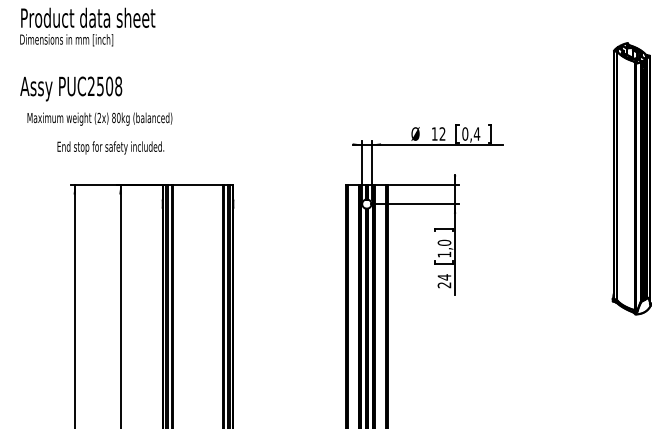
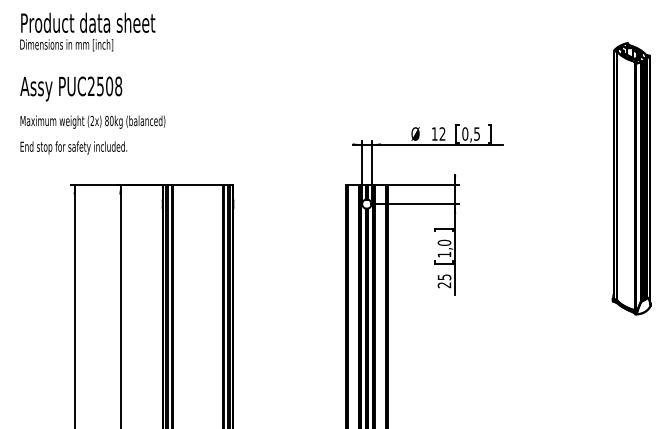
text position: (87, 26) -> (87, 31) (87, 31)
text position: (99, 118) -> (92, 121) (92, 121)
text: 0,4 -> 0,5 (476, 133)
text position: (110, 147) -> (73, 147) (73, 147)
text: 24 -> 25 (444, 277)
